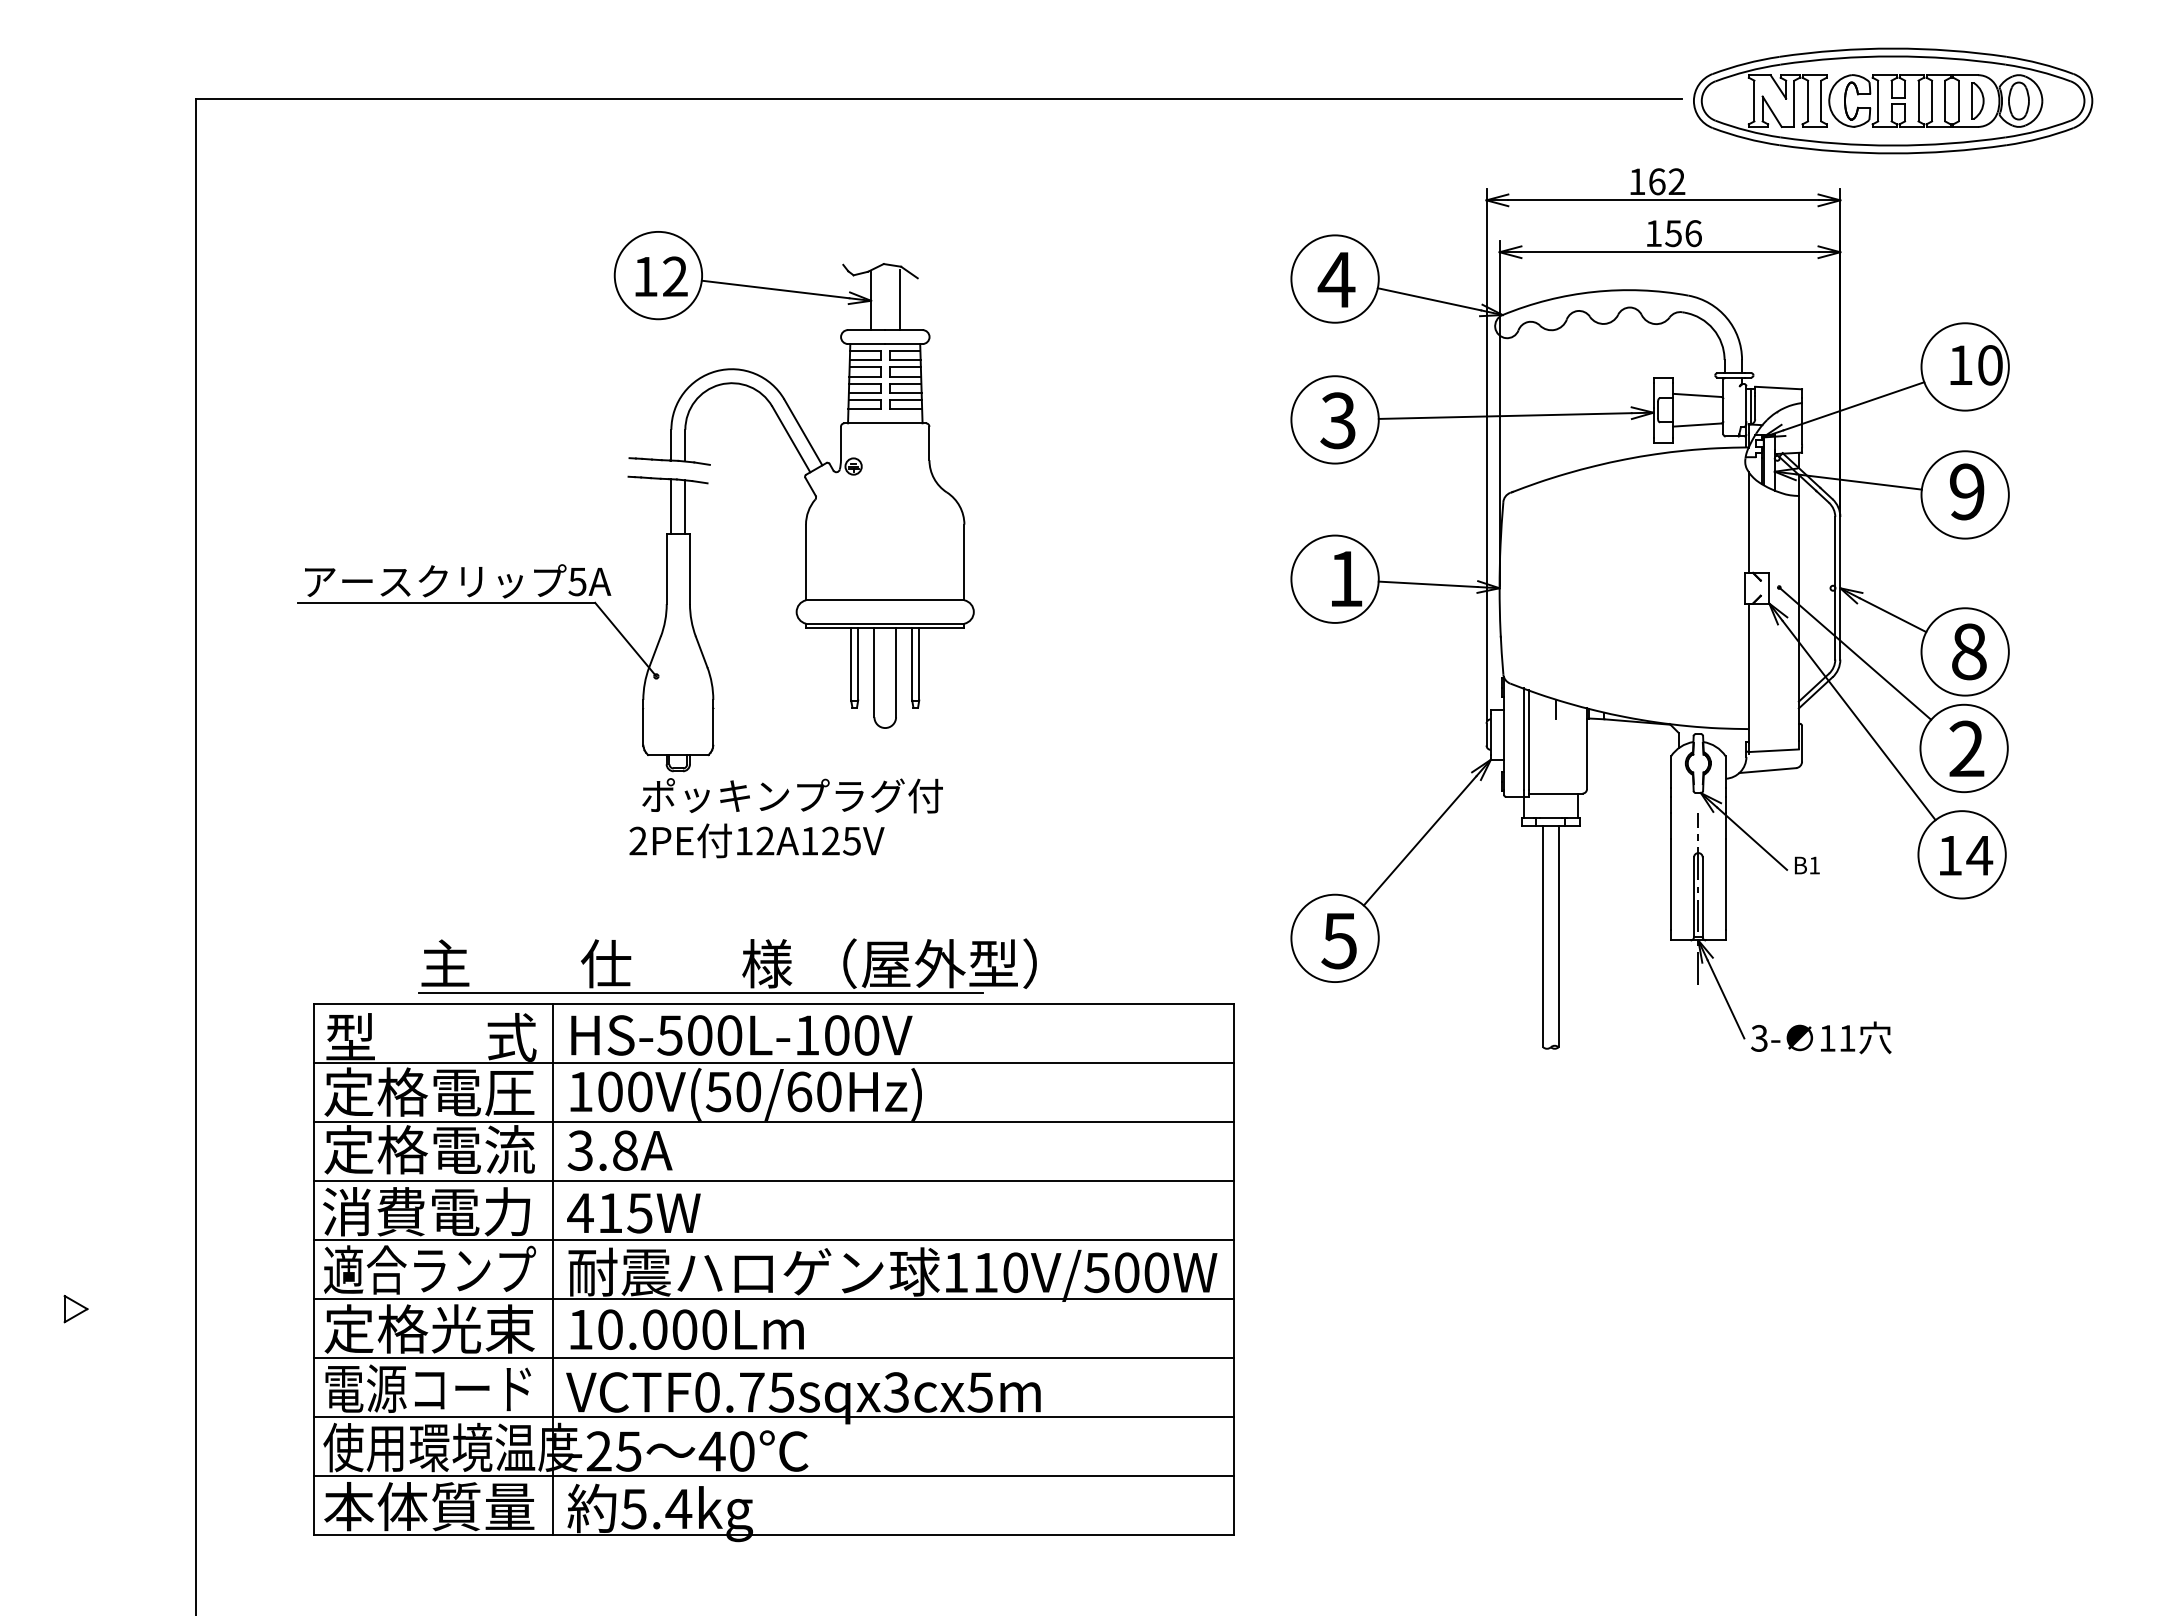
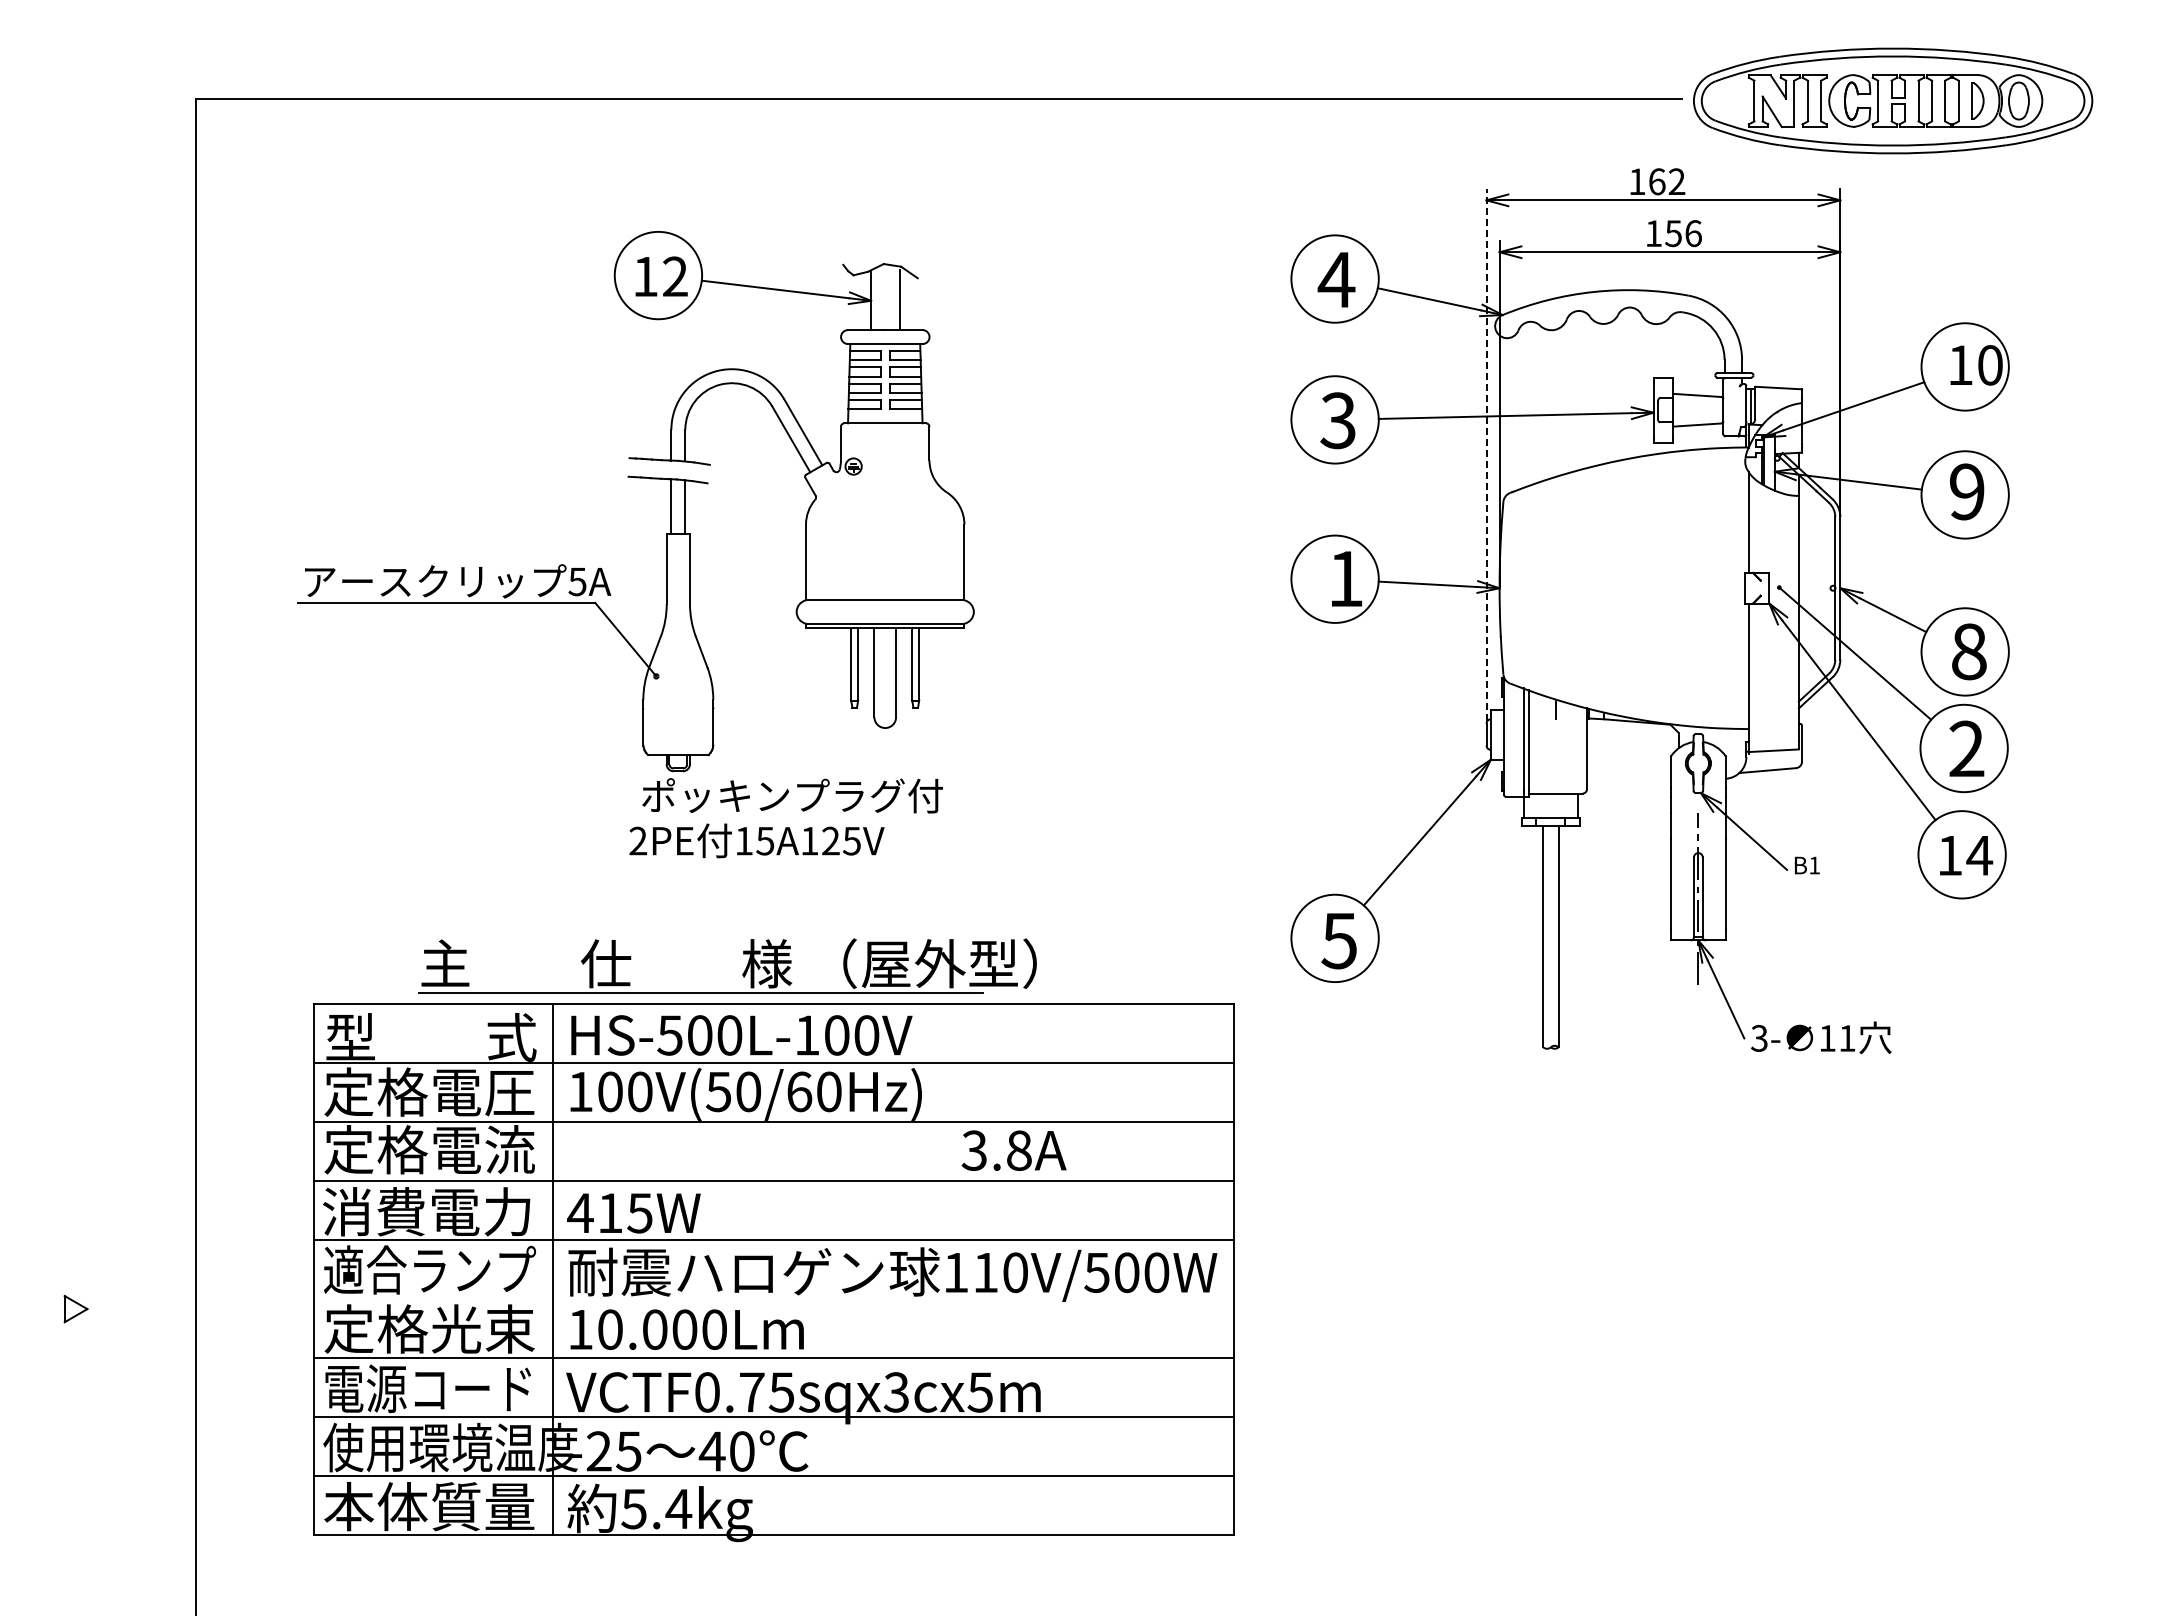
line: solid -> dashed (1486, 454)
text: 12A125V -> 15A125V (765, 840)
text position: (619, 1150) -> (1013, 1150) (1013, 1150)
line: present -> none (773, 1299)
